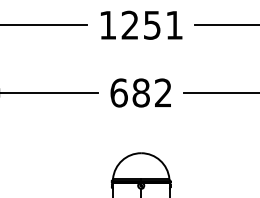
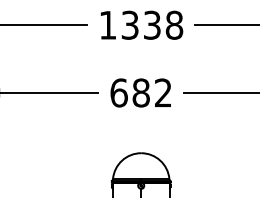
text: 1251 -> 1338 (152, 24)
